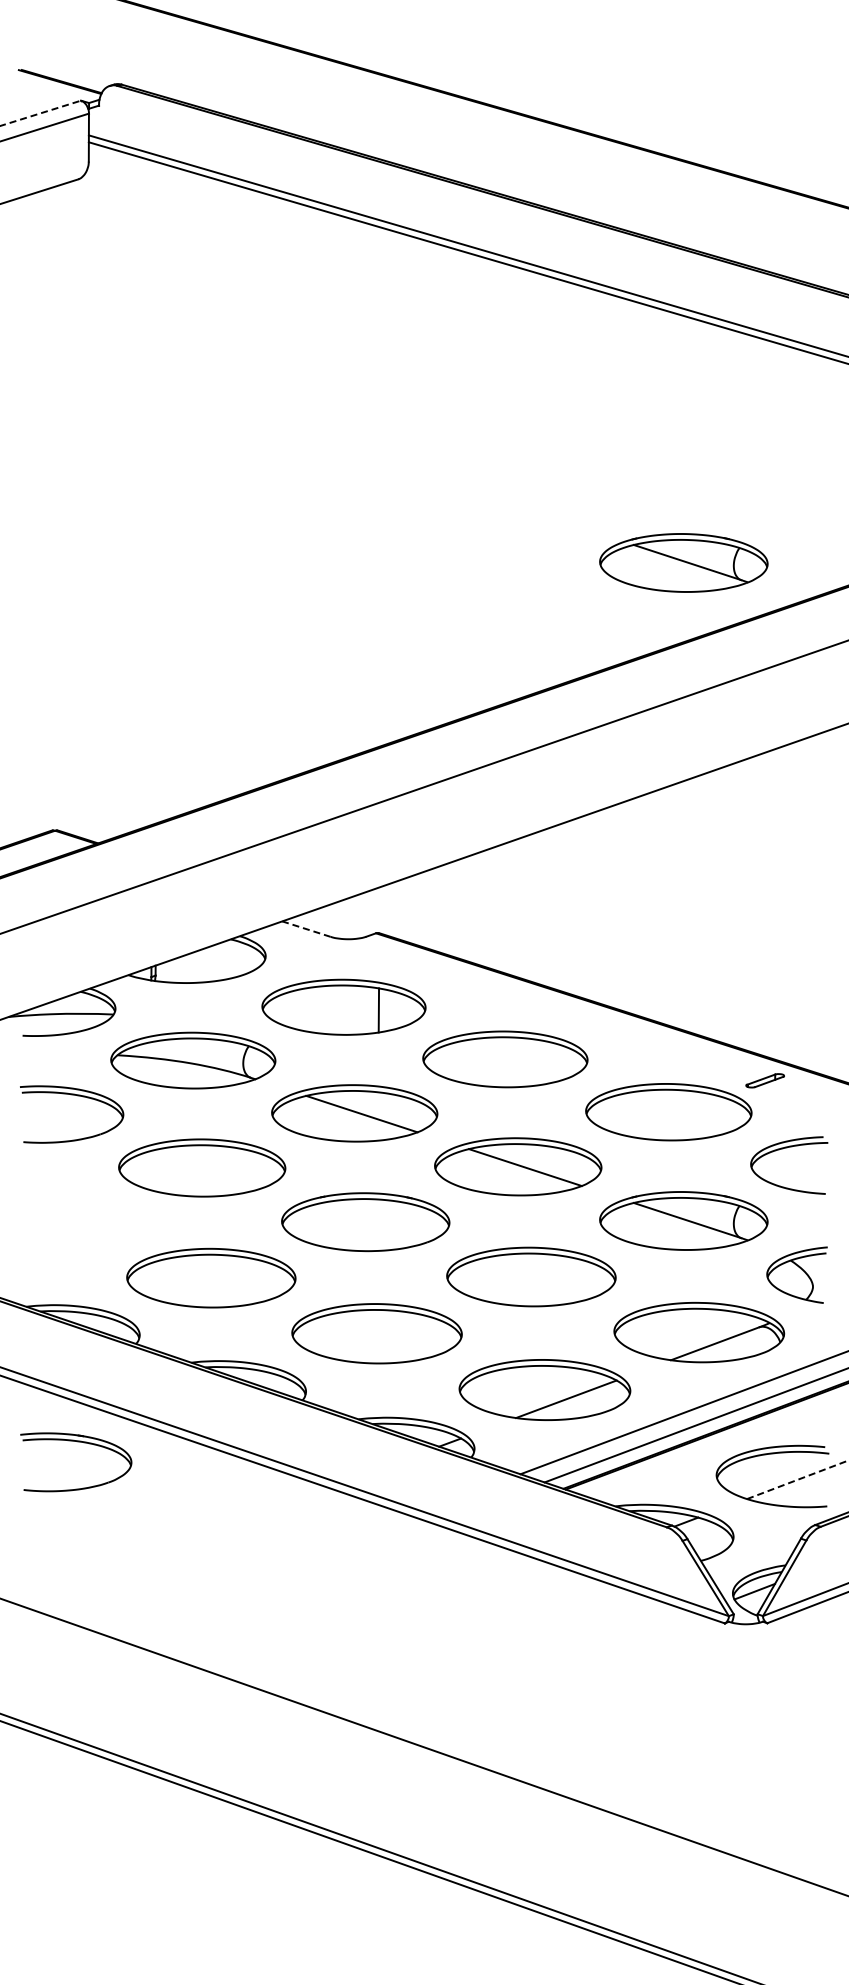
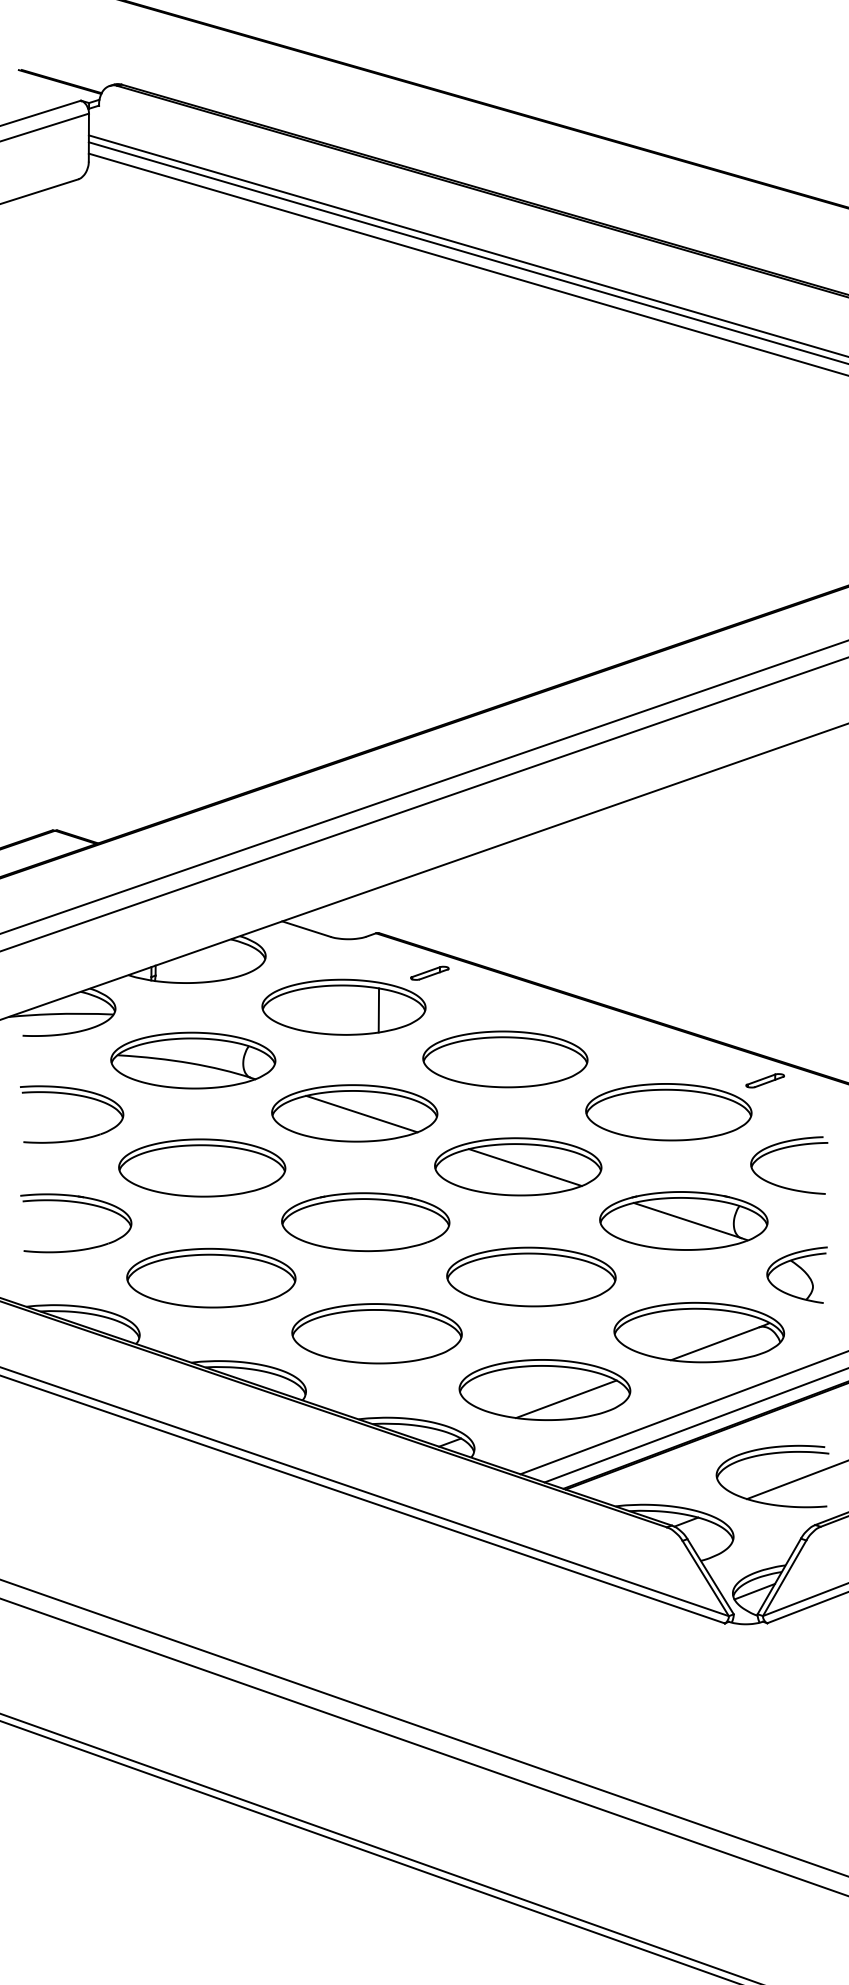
line: dashed -> solid (40, 113)
line: none -> present (466, 263)
part: present -> none (683, 562)
line: none -> present (423, 804)
line: dashed -> solid (305, 928)
part: none -> present (429, 972)
part position: (77, 1442) -> (77, 1203) (77, 1203)
line: dashed -> solid (798, 1479)
line: none -> present (423, 1727)
